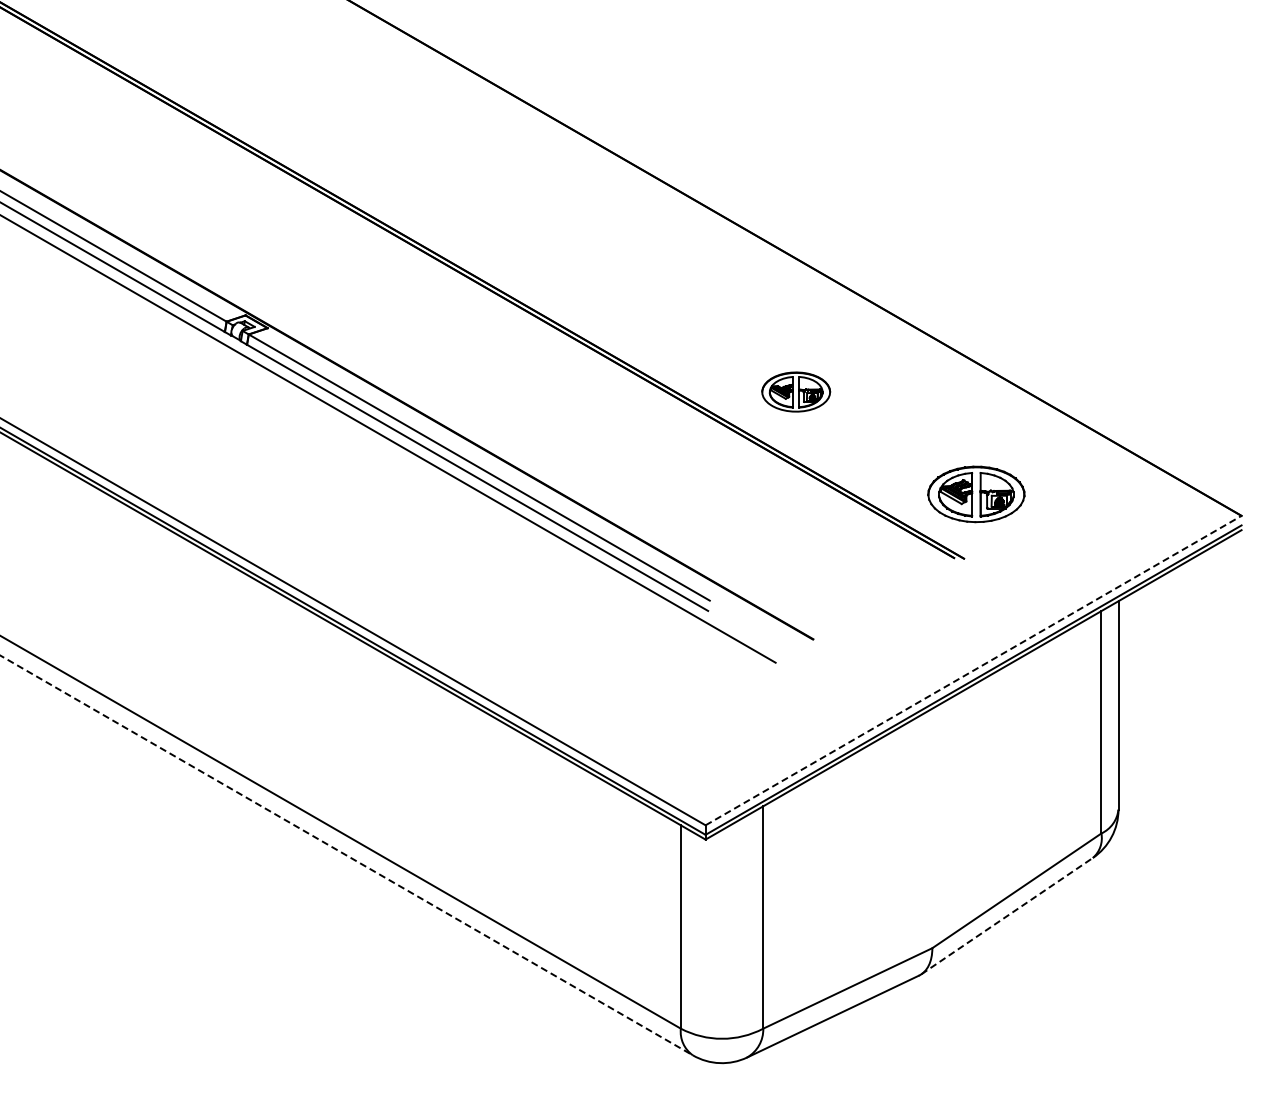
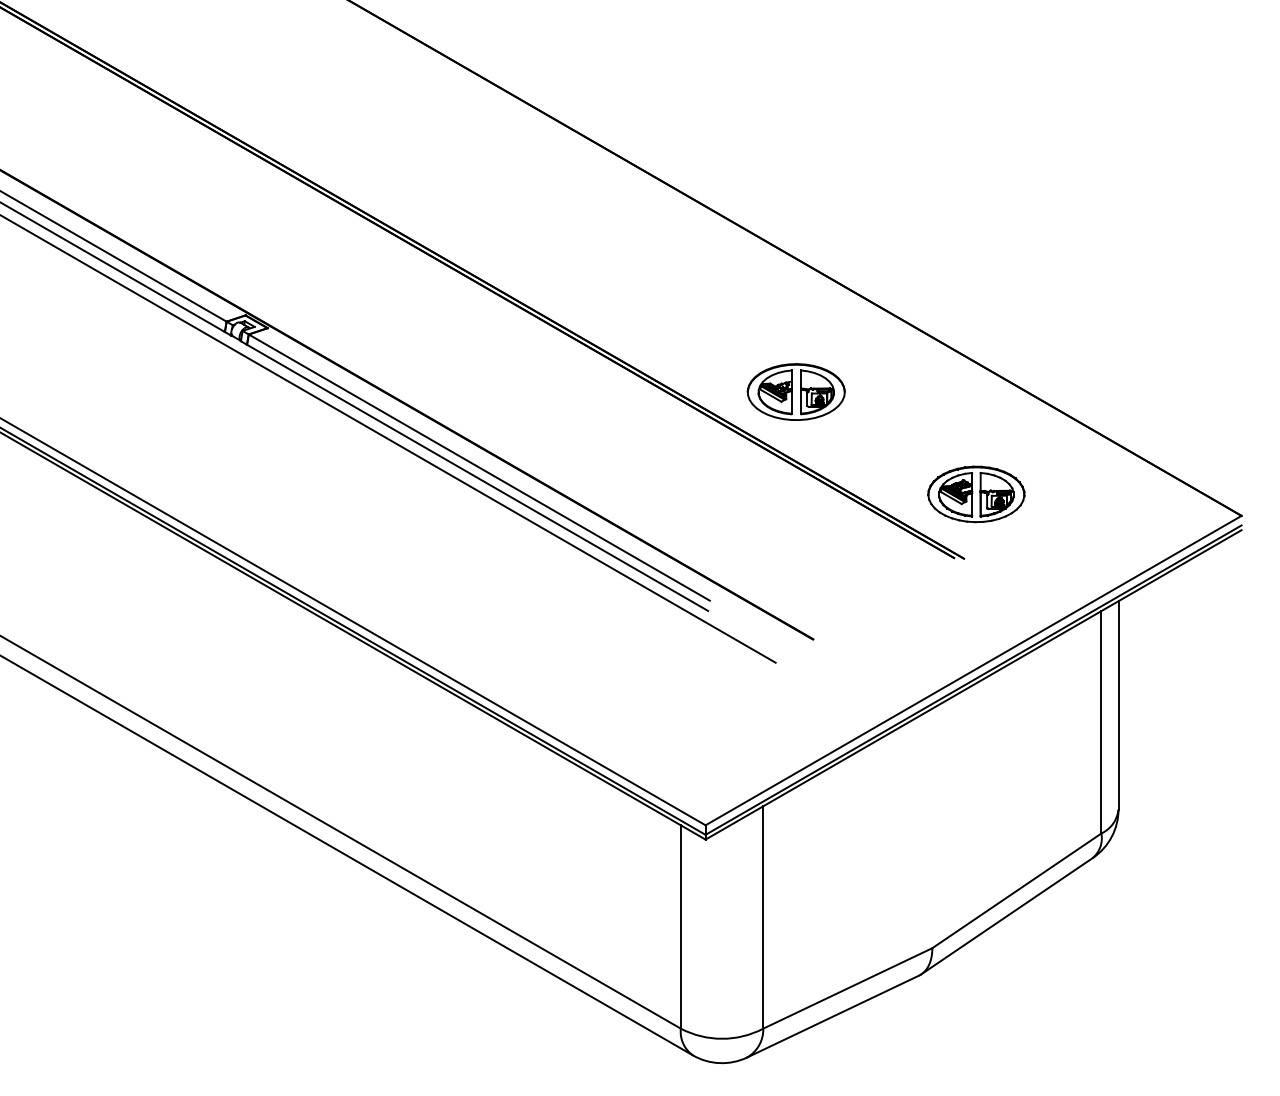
part size: 71x42 px -> 100x58 px (795, 391)
line: dashed -> solid (974, 670)
line: dashed -> solid (346, 855)
line: dashed -> solid (1007, 916)
